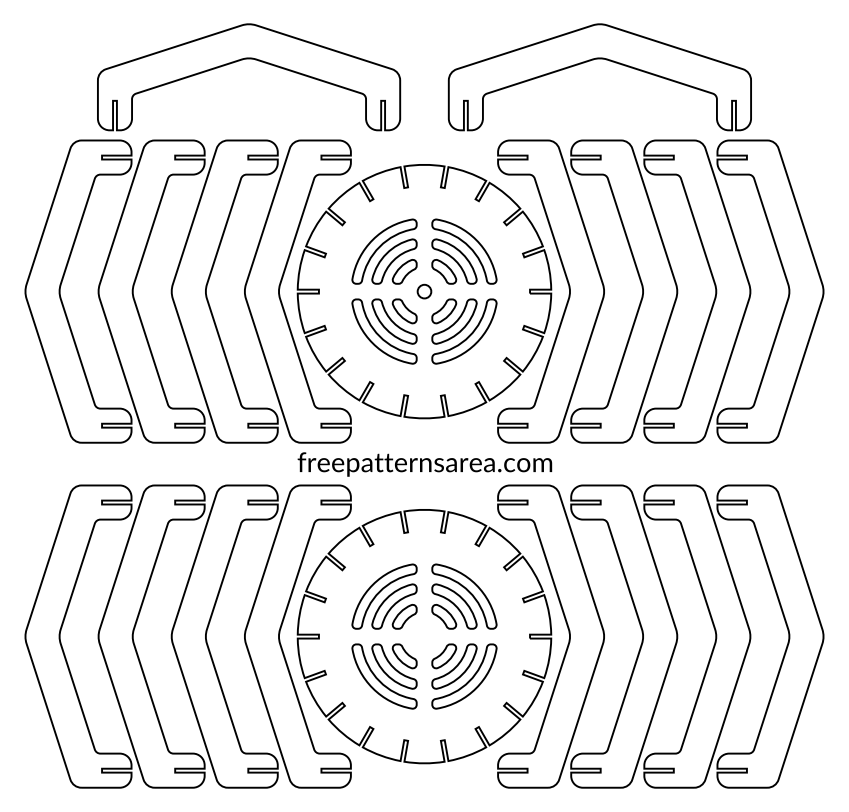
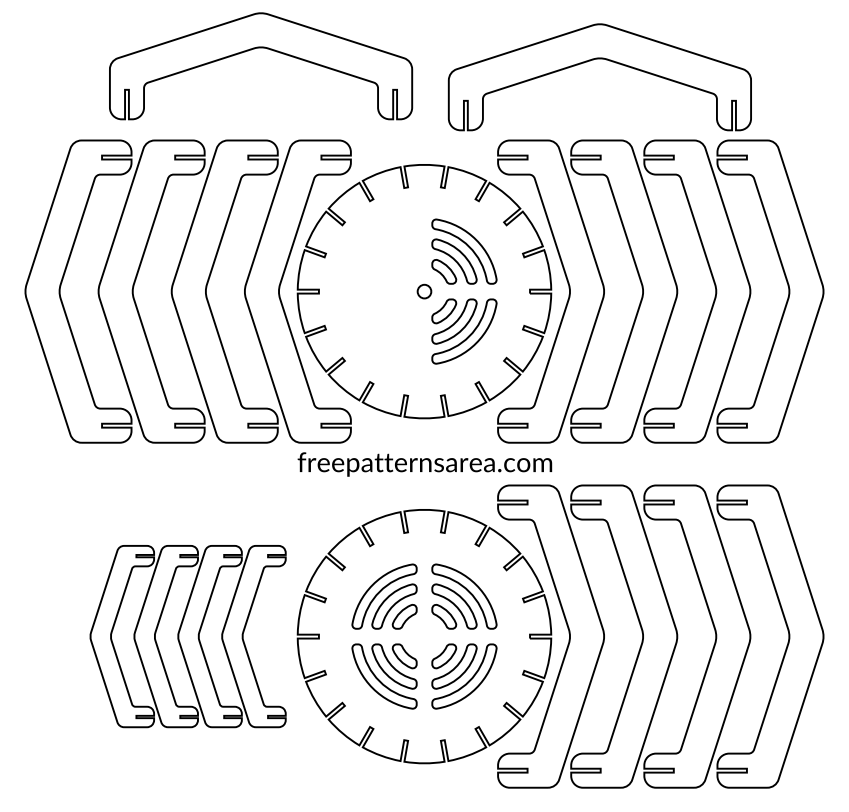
part position: (249, 59) -> (261, 48) (261, 48)
part: present -> none (384, 251)
part: present -> none (384, 331)
part size: 328x305 px -> 198x184 px (187, 636)
